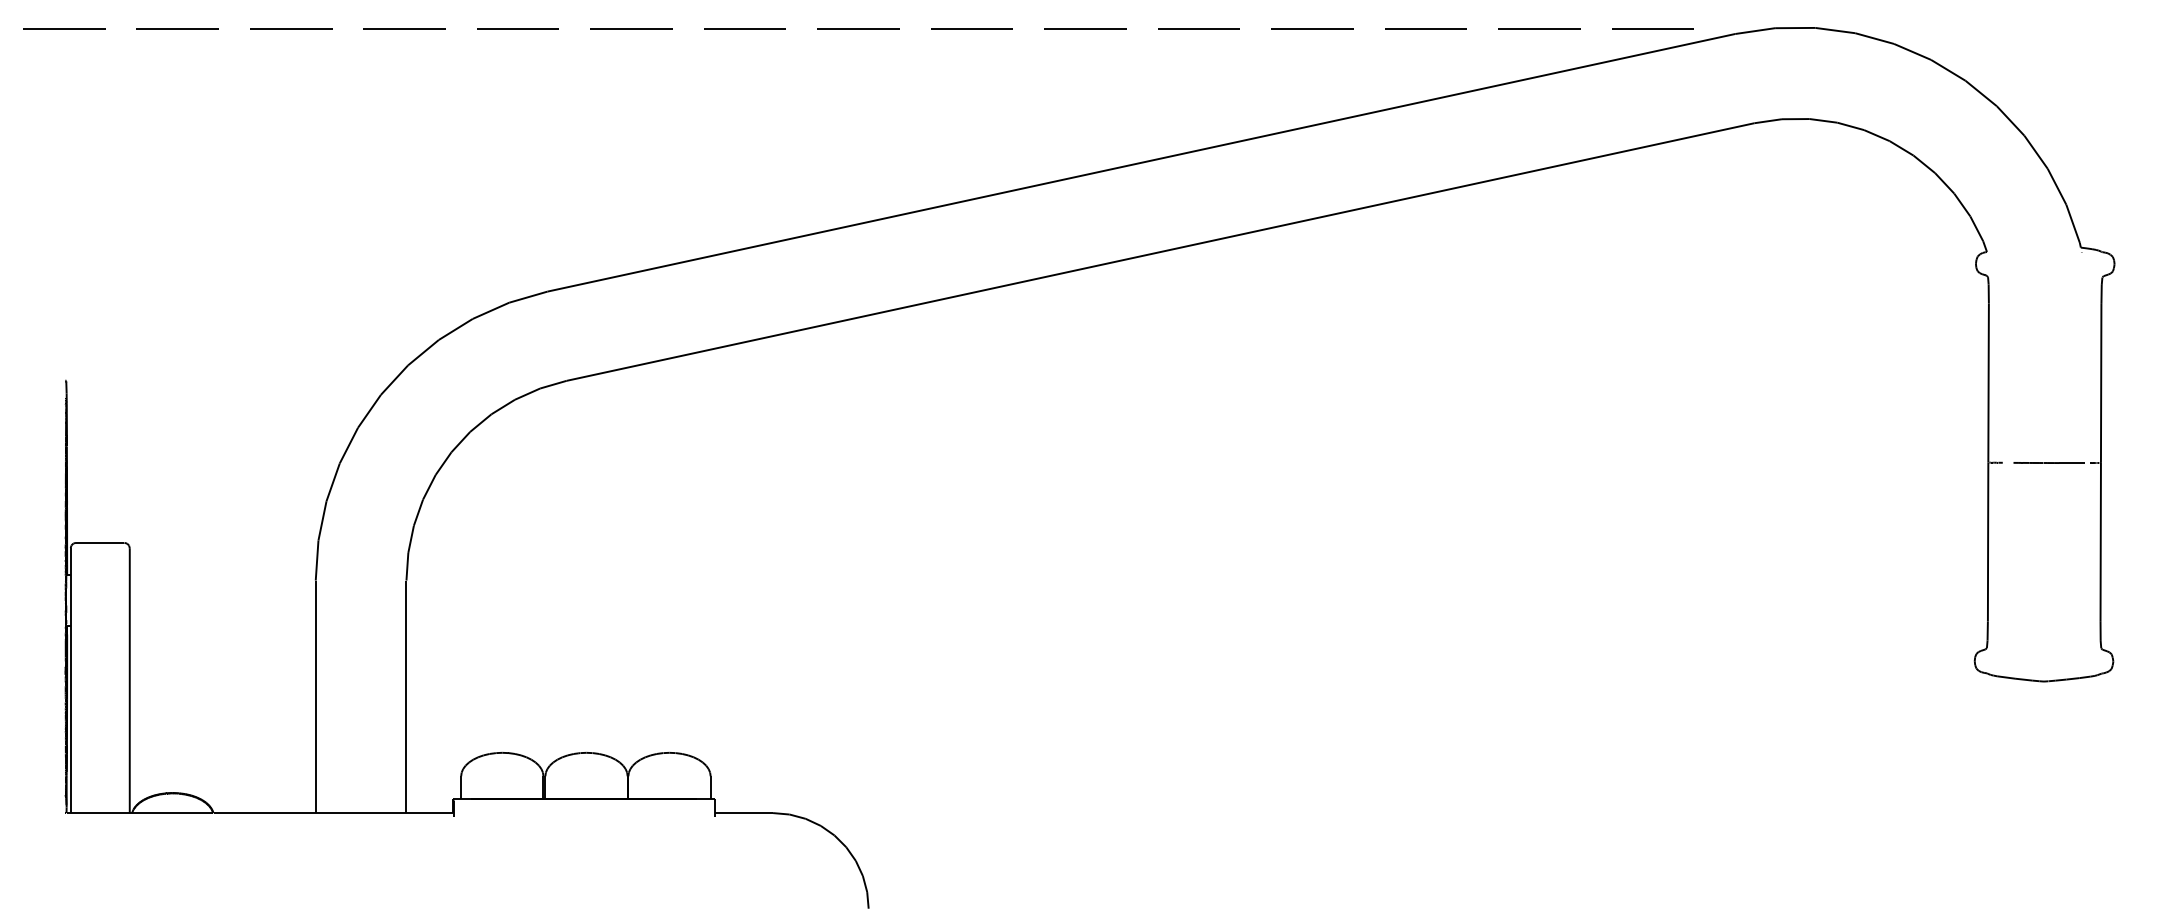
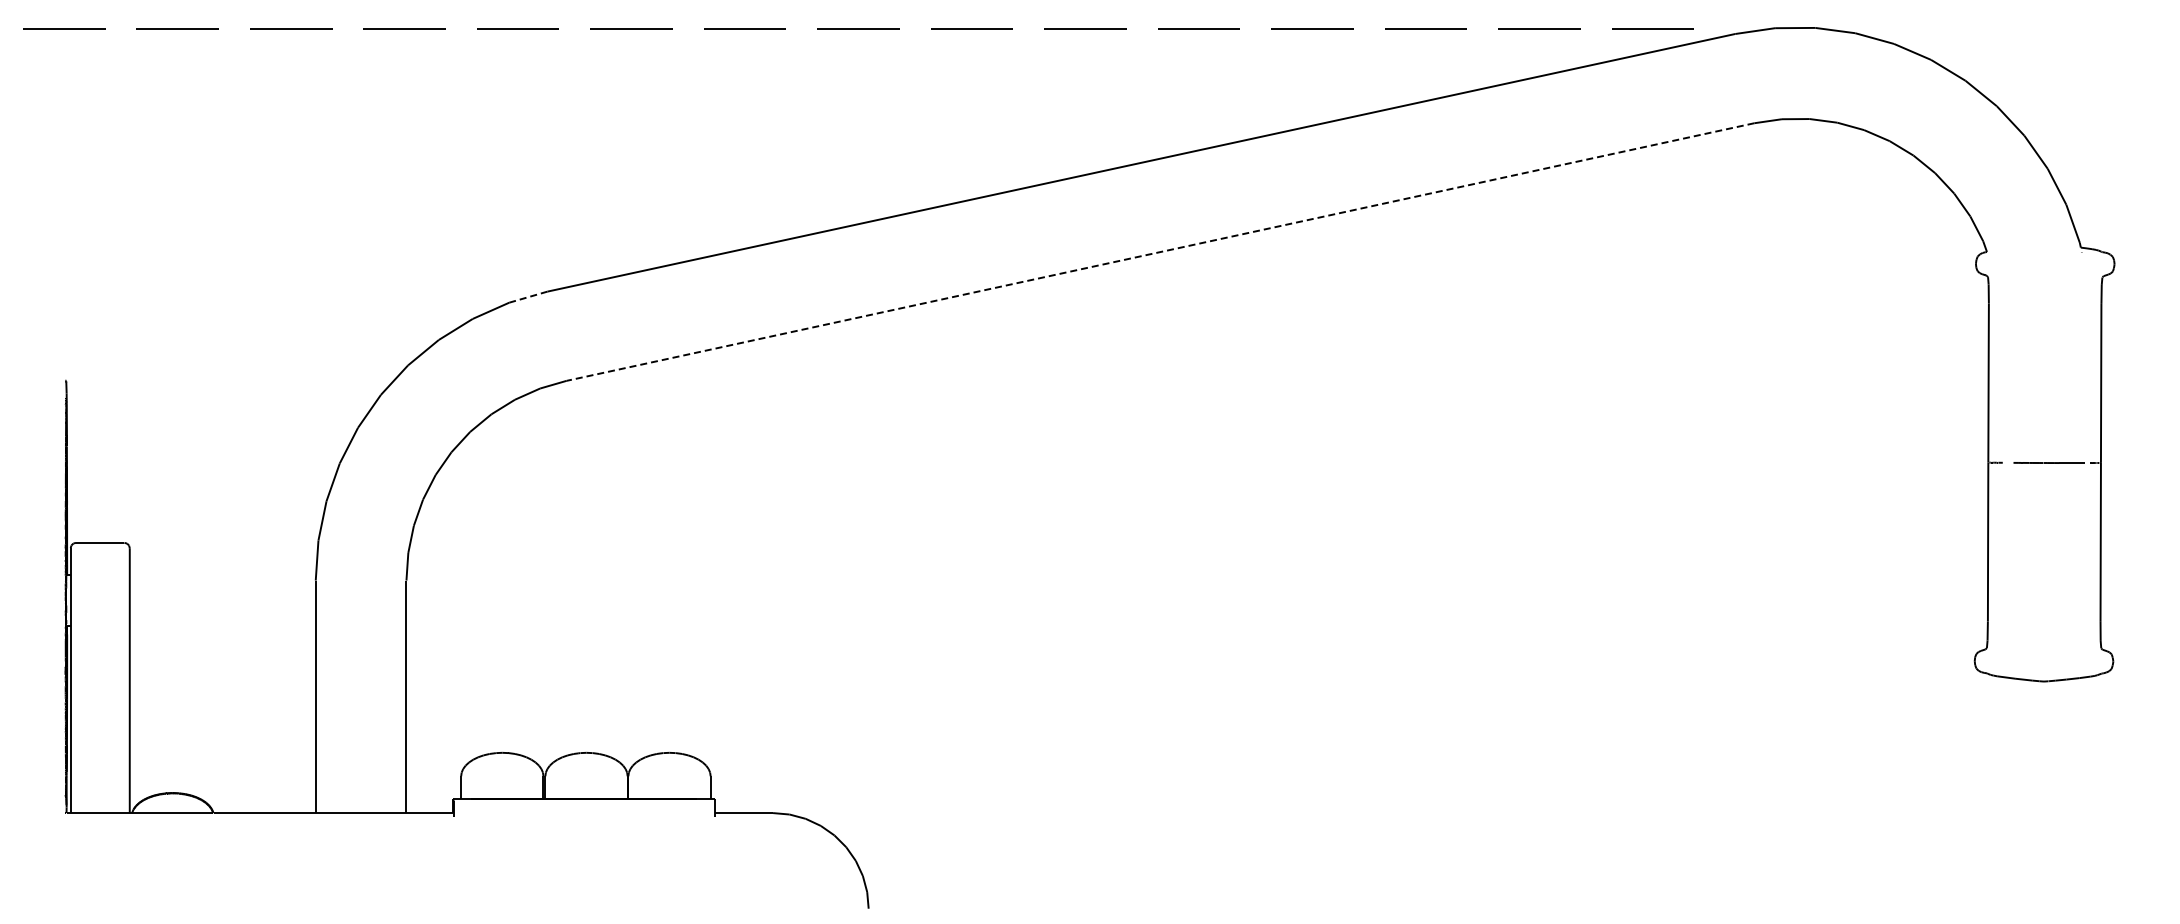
line: solid -> dashed (1160, 252)
line: solid -> dashed (528, 297)
